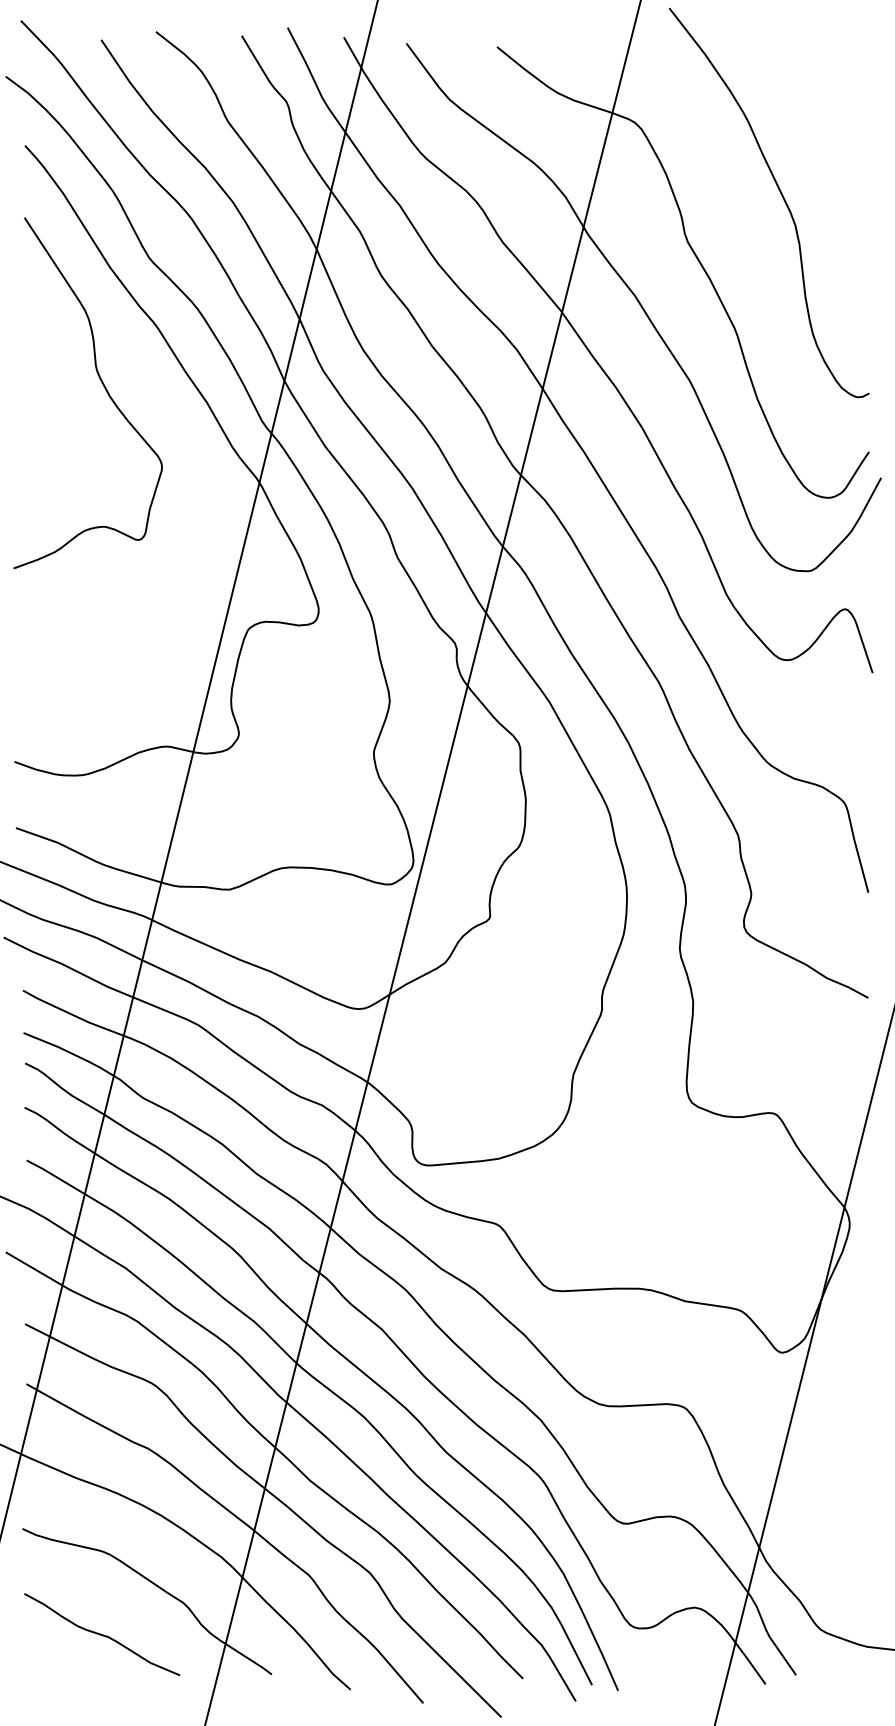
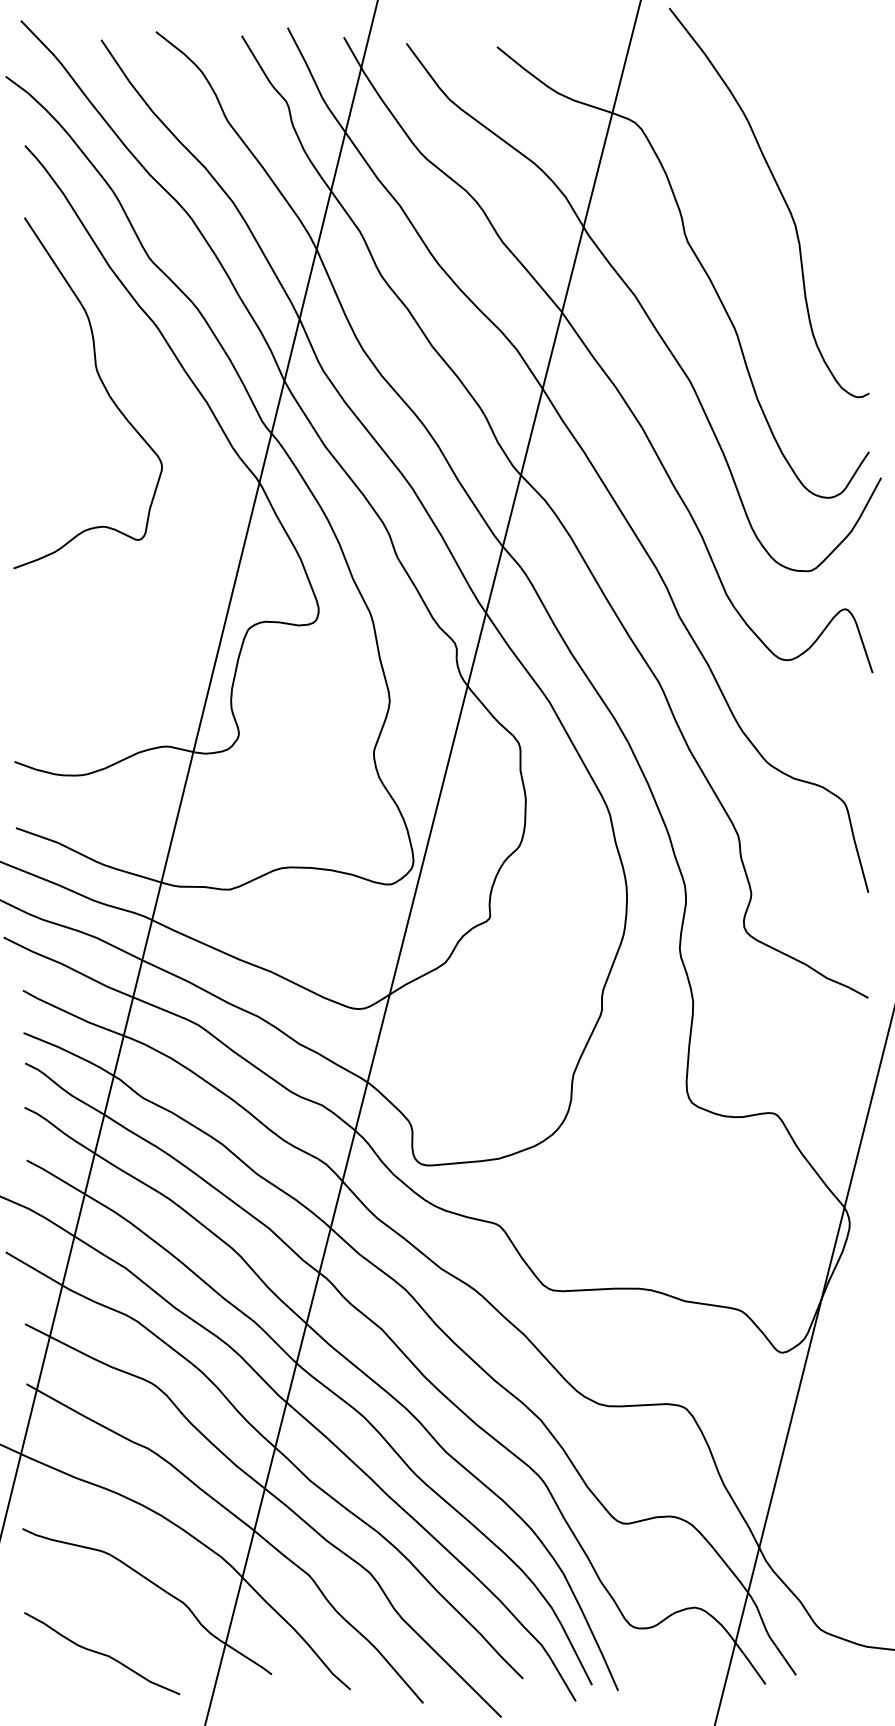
curve position: (102, 1634) -> (102, 1653) (102, 1653)
